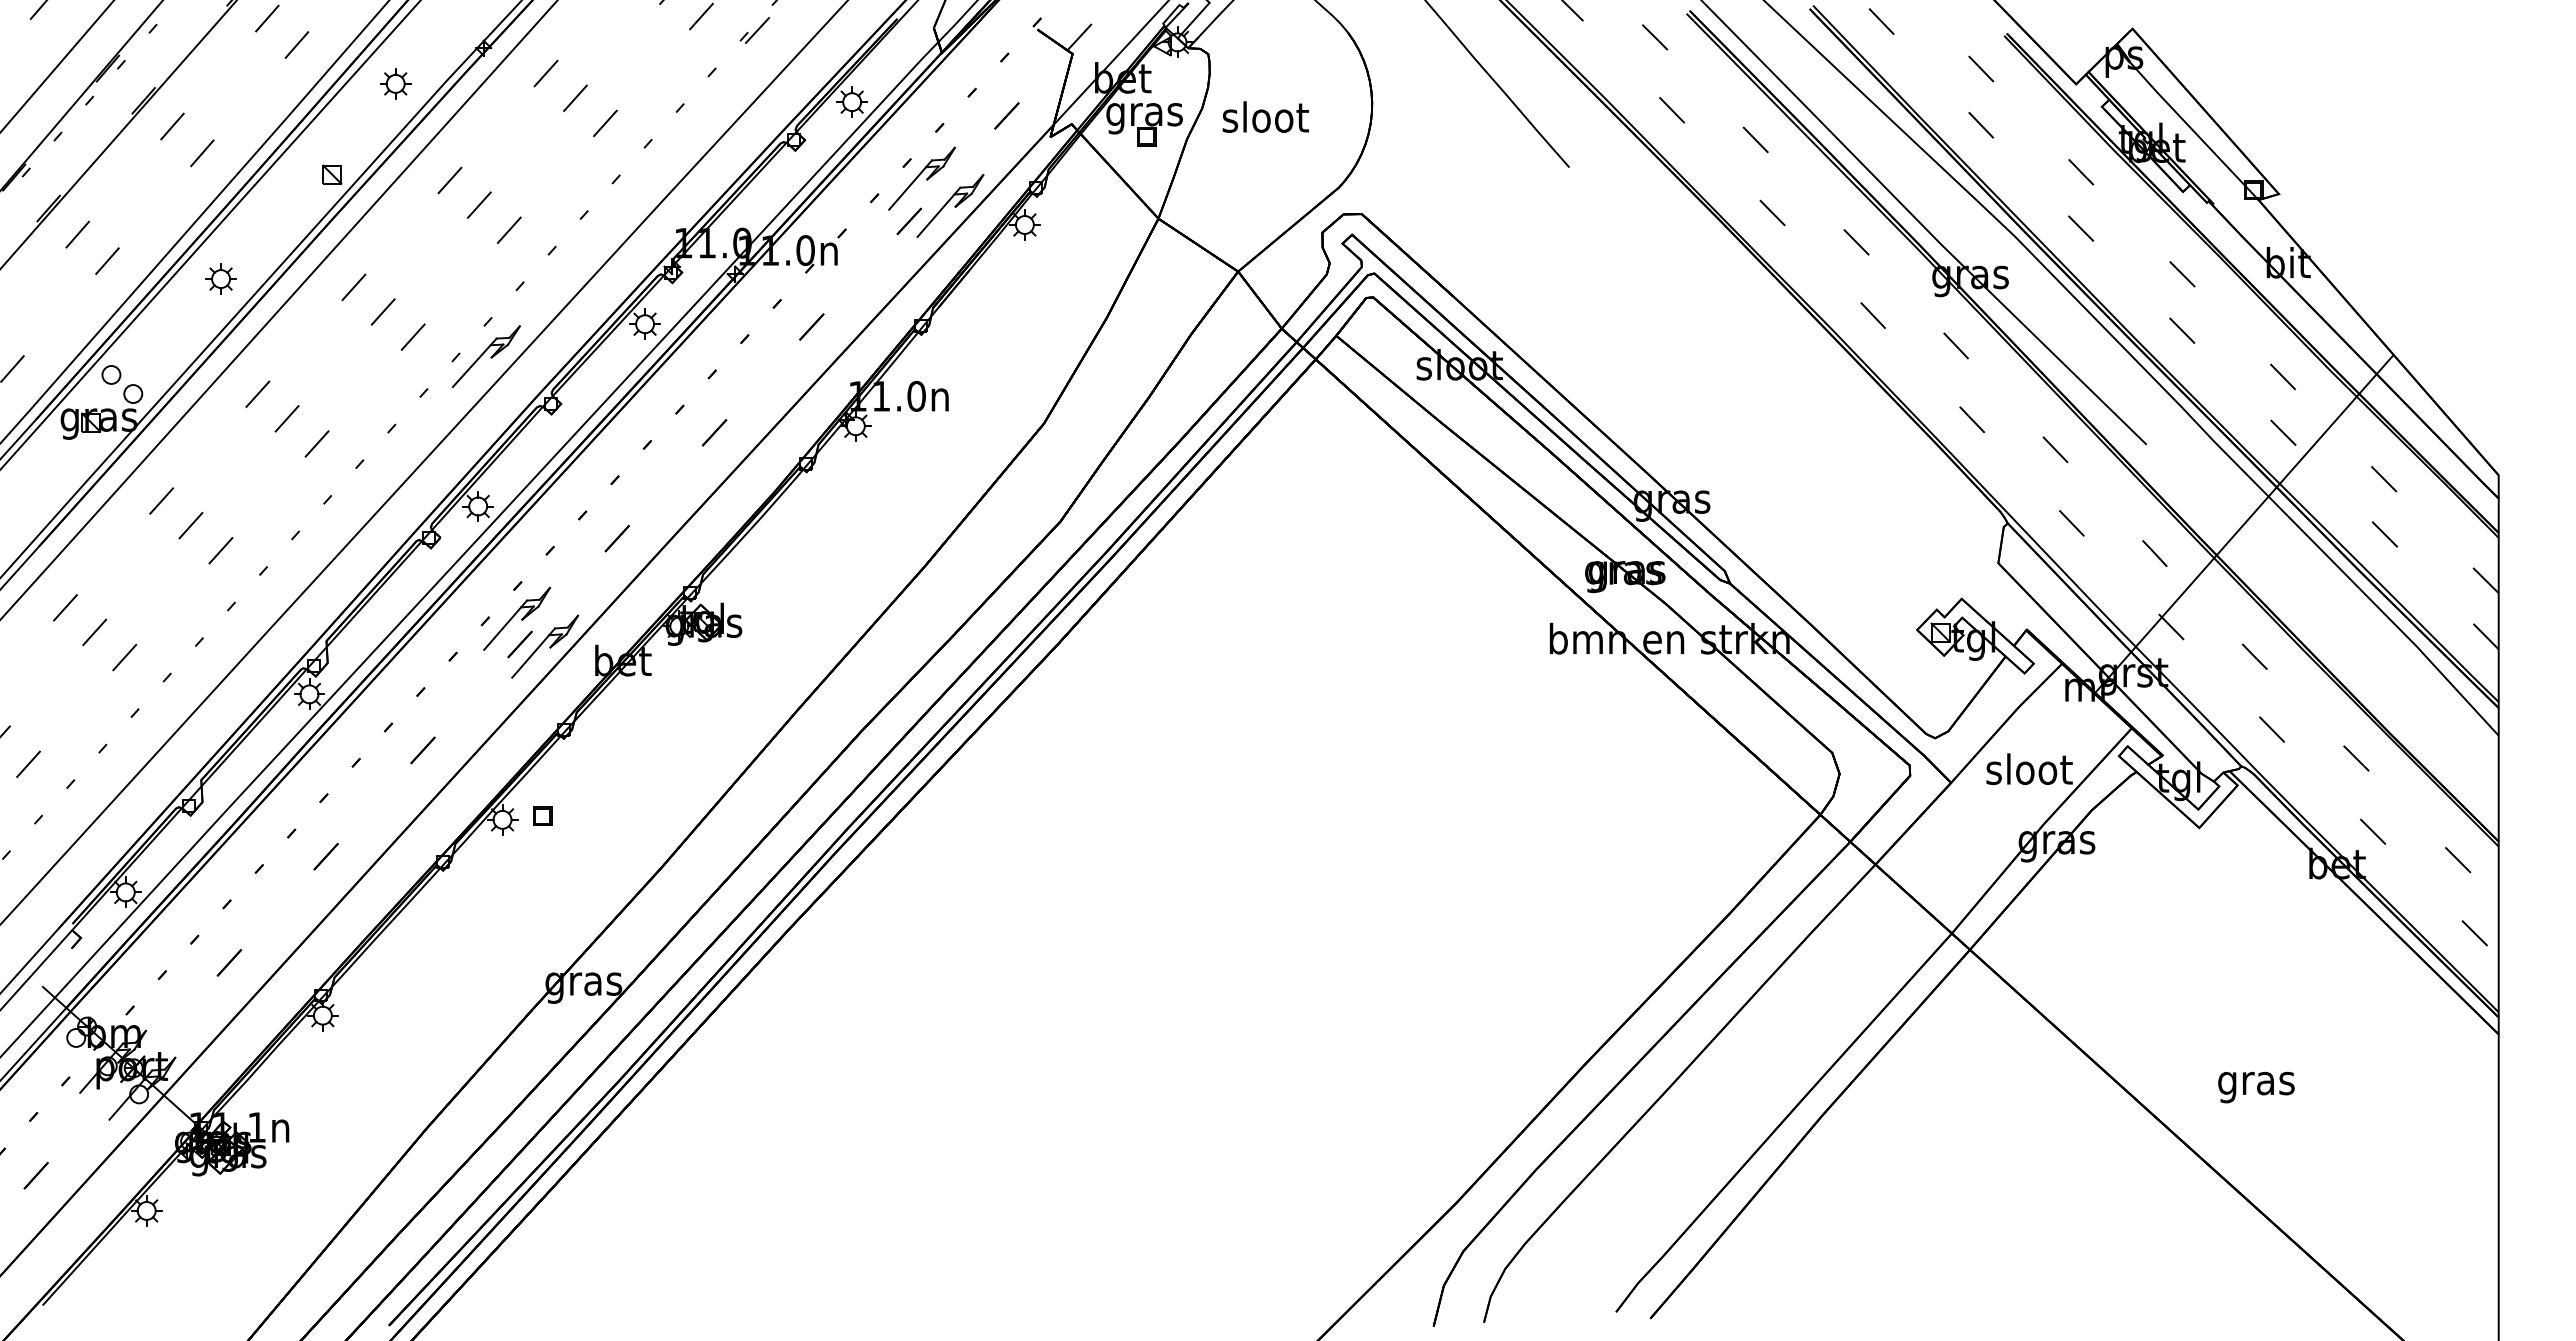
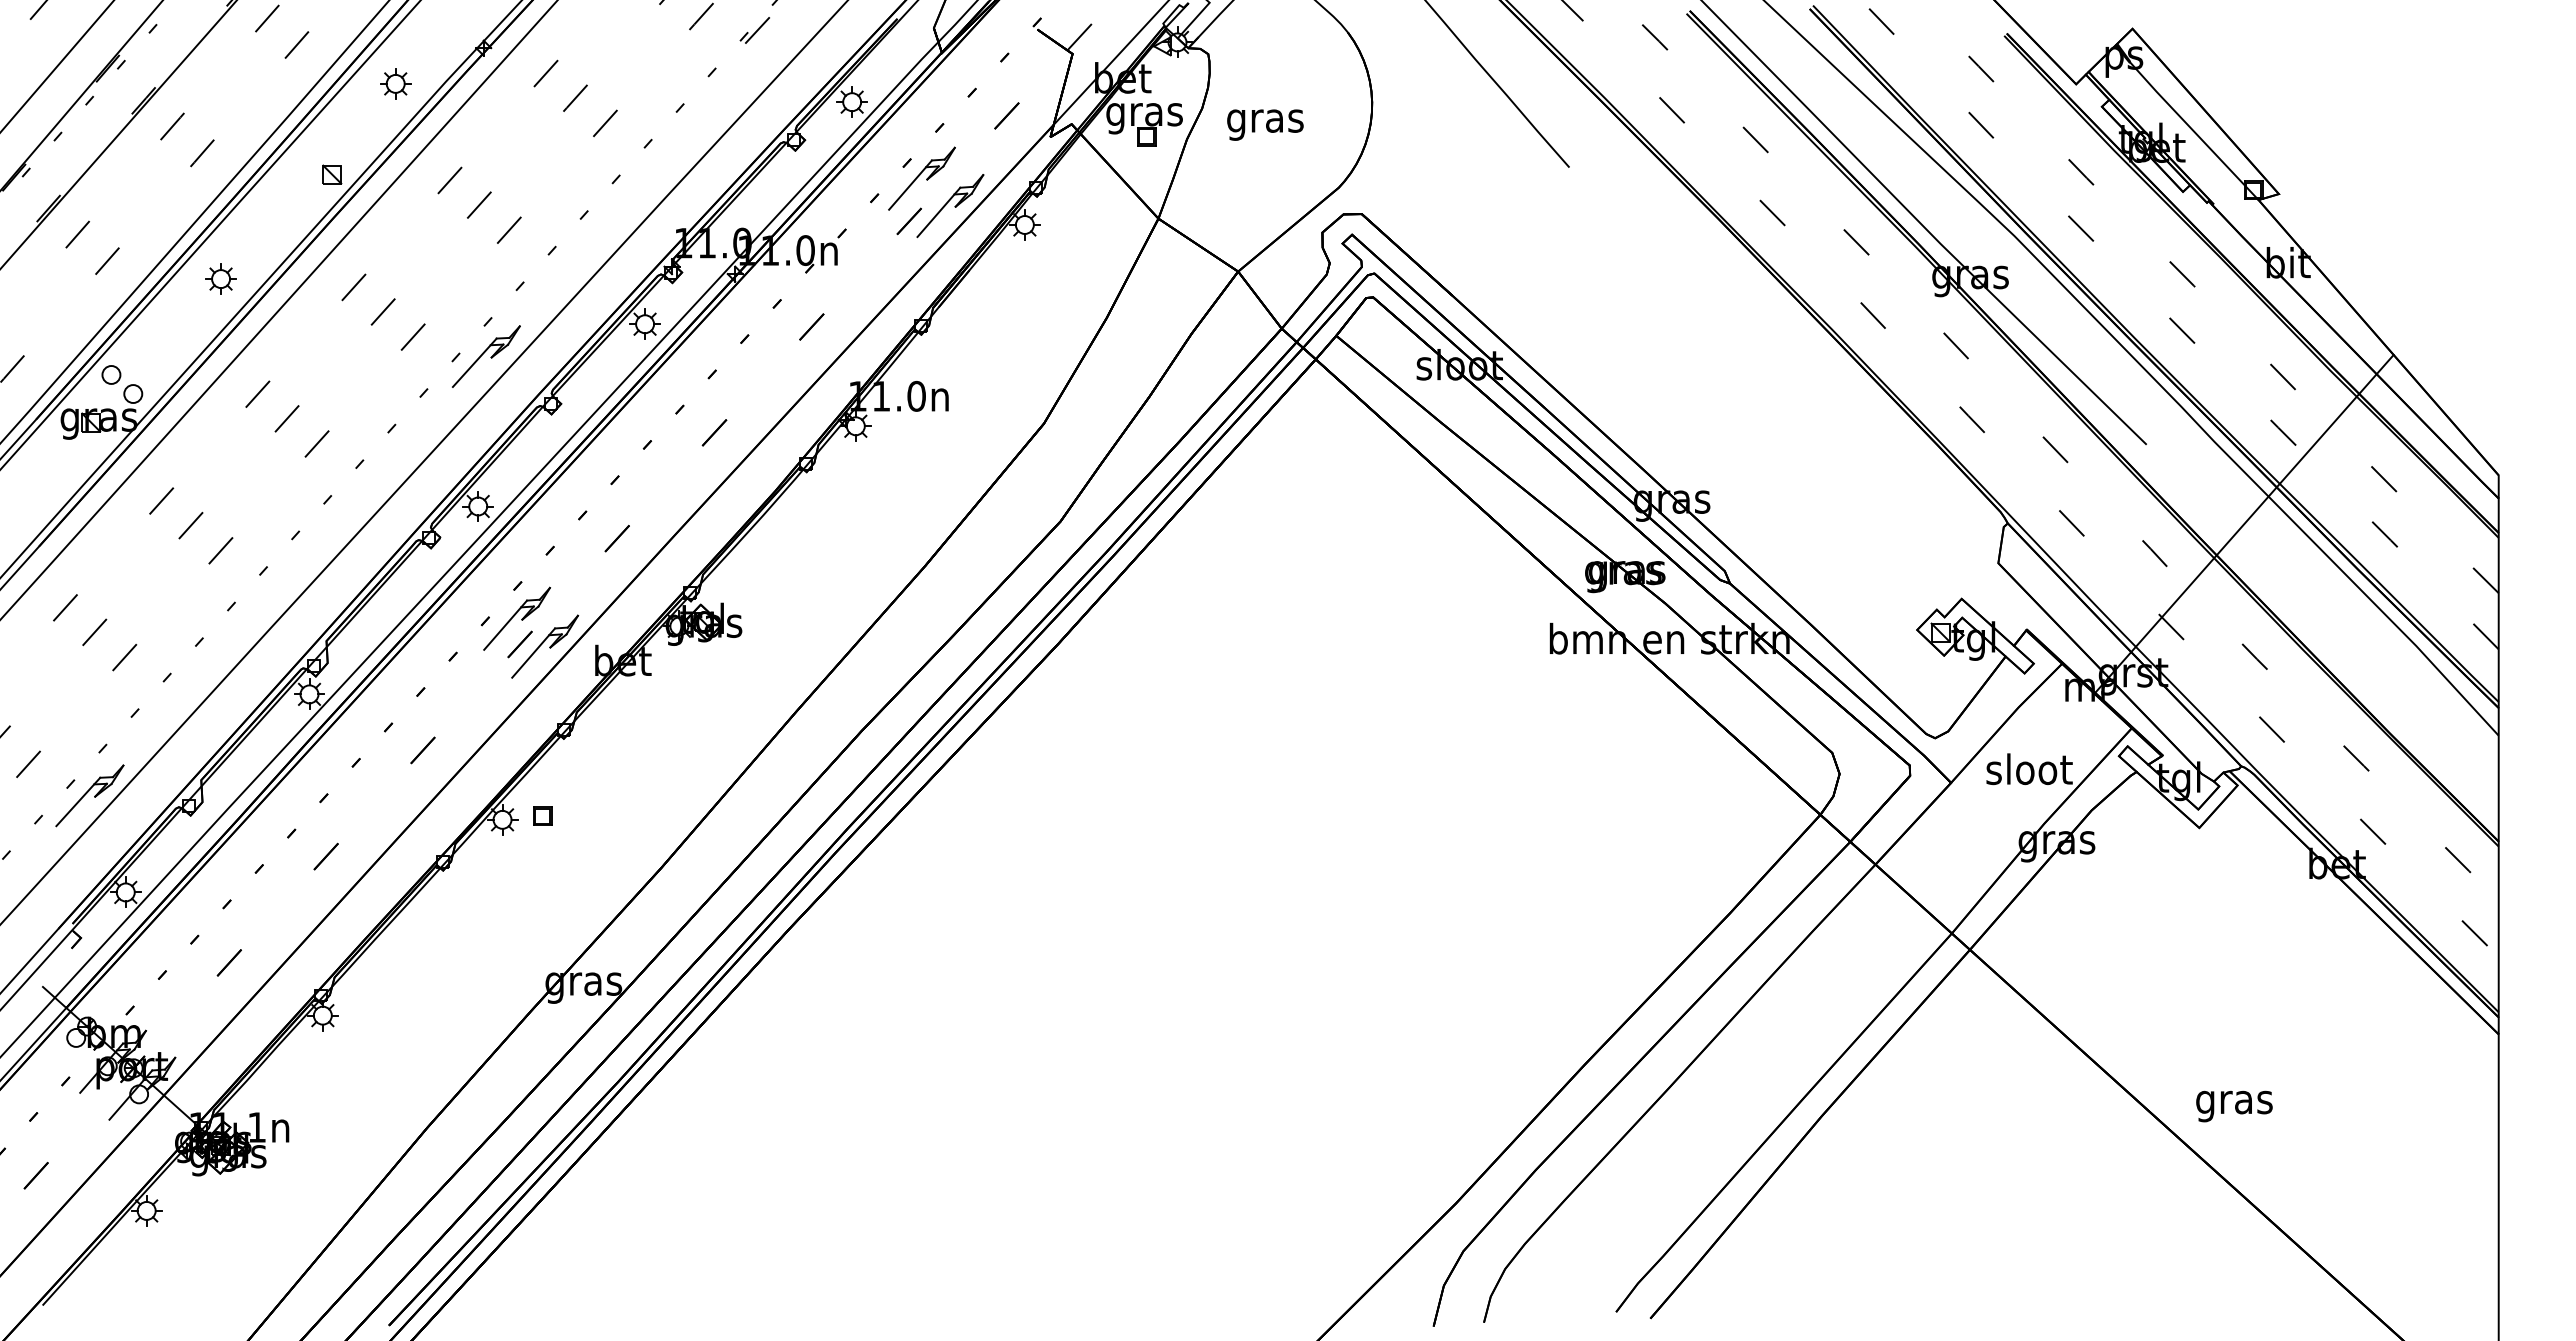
text: sloot -> gras (1265, 120)
part: none -> present (89, 795)
text position: (2256, 1087) -> (2234, 1106) (2234, 1106)
